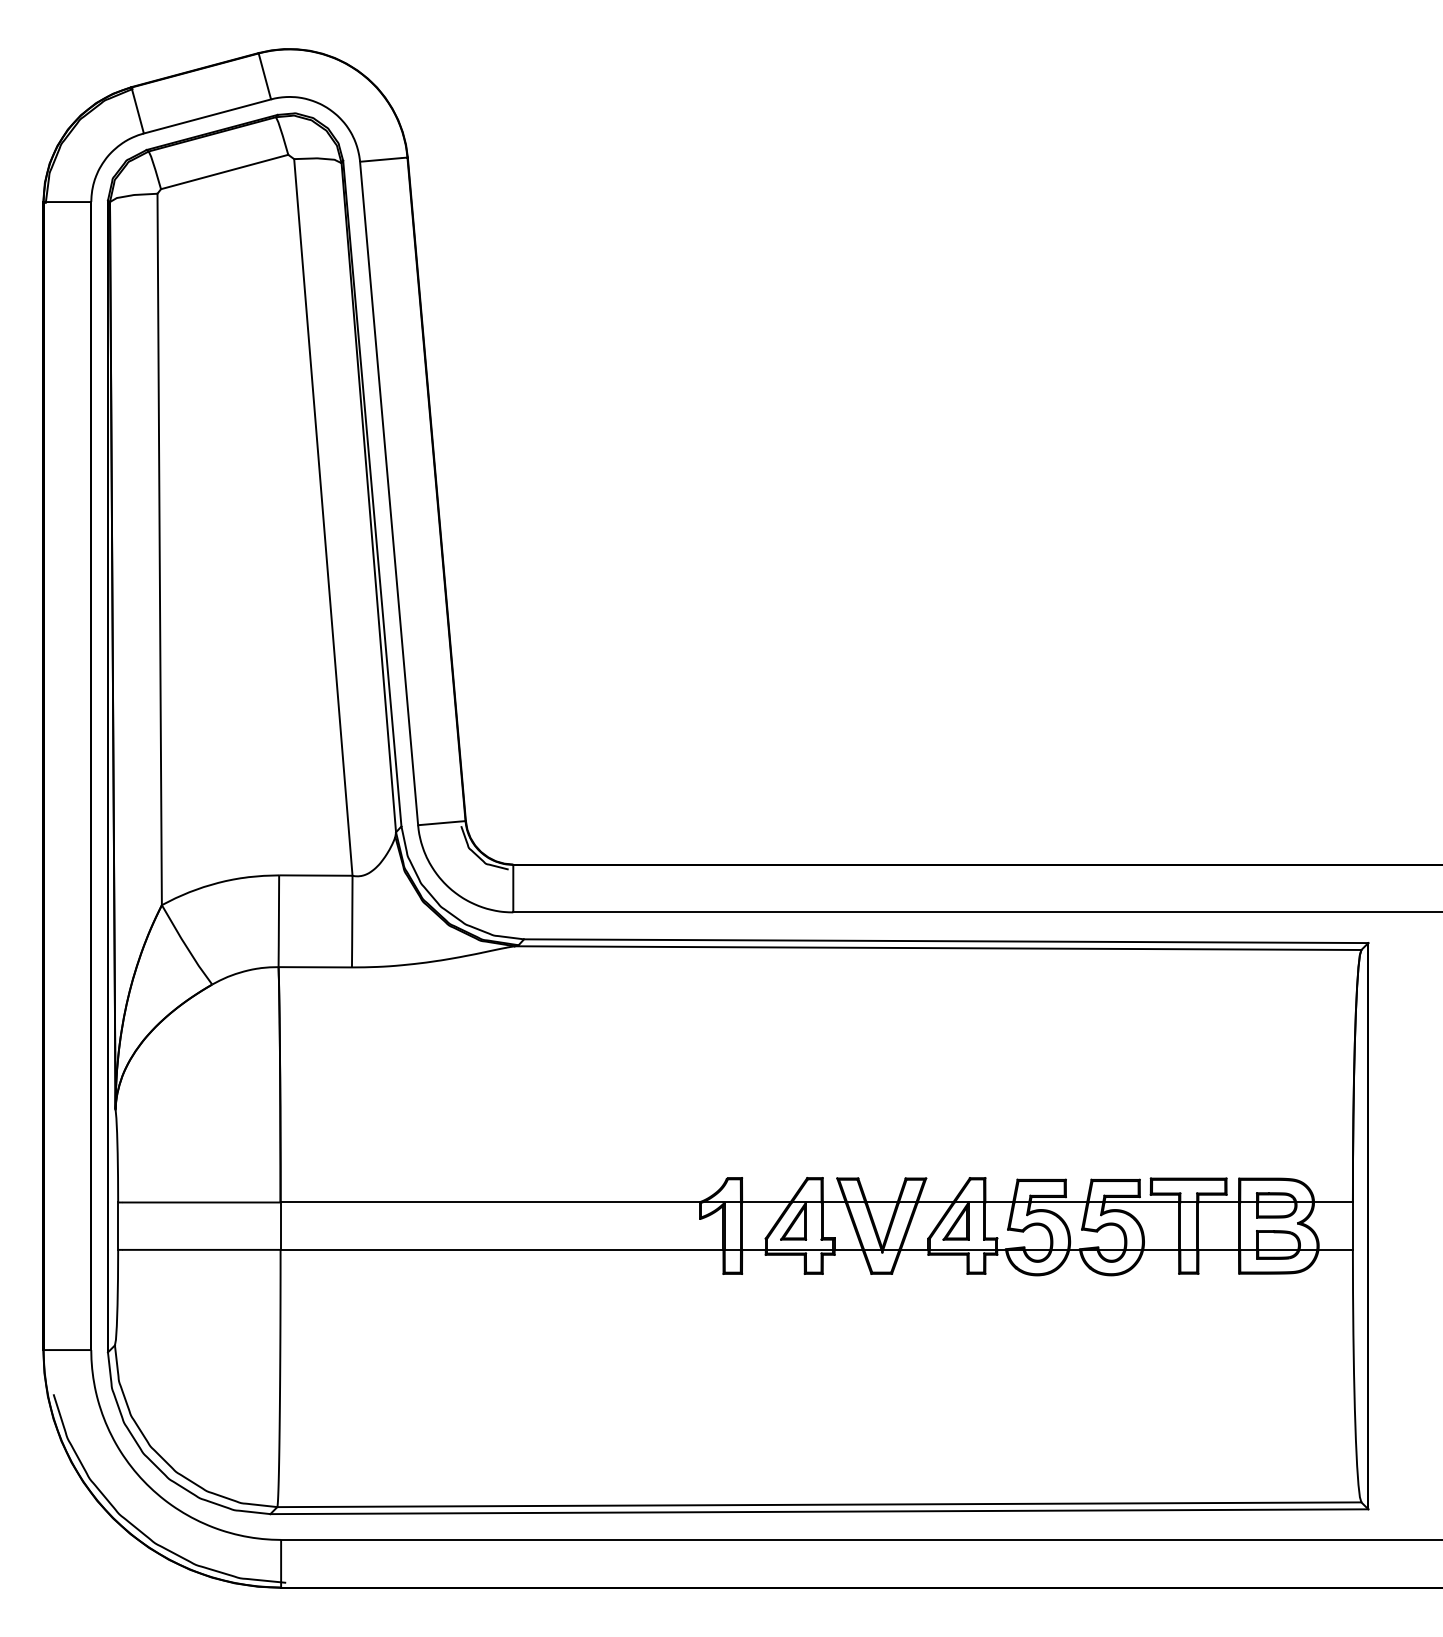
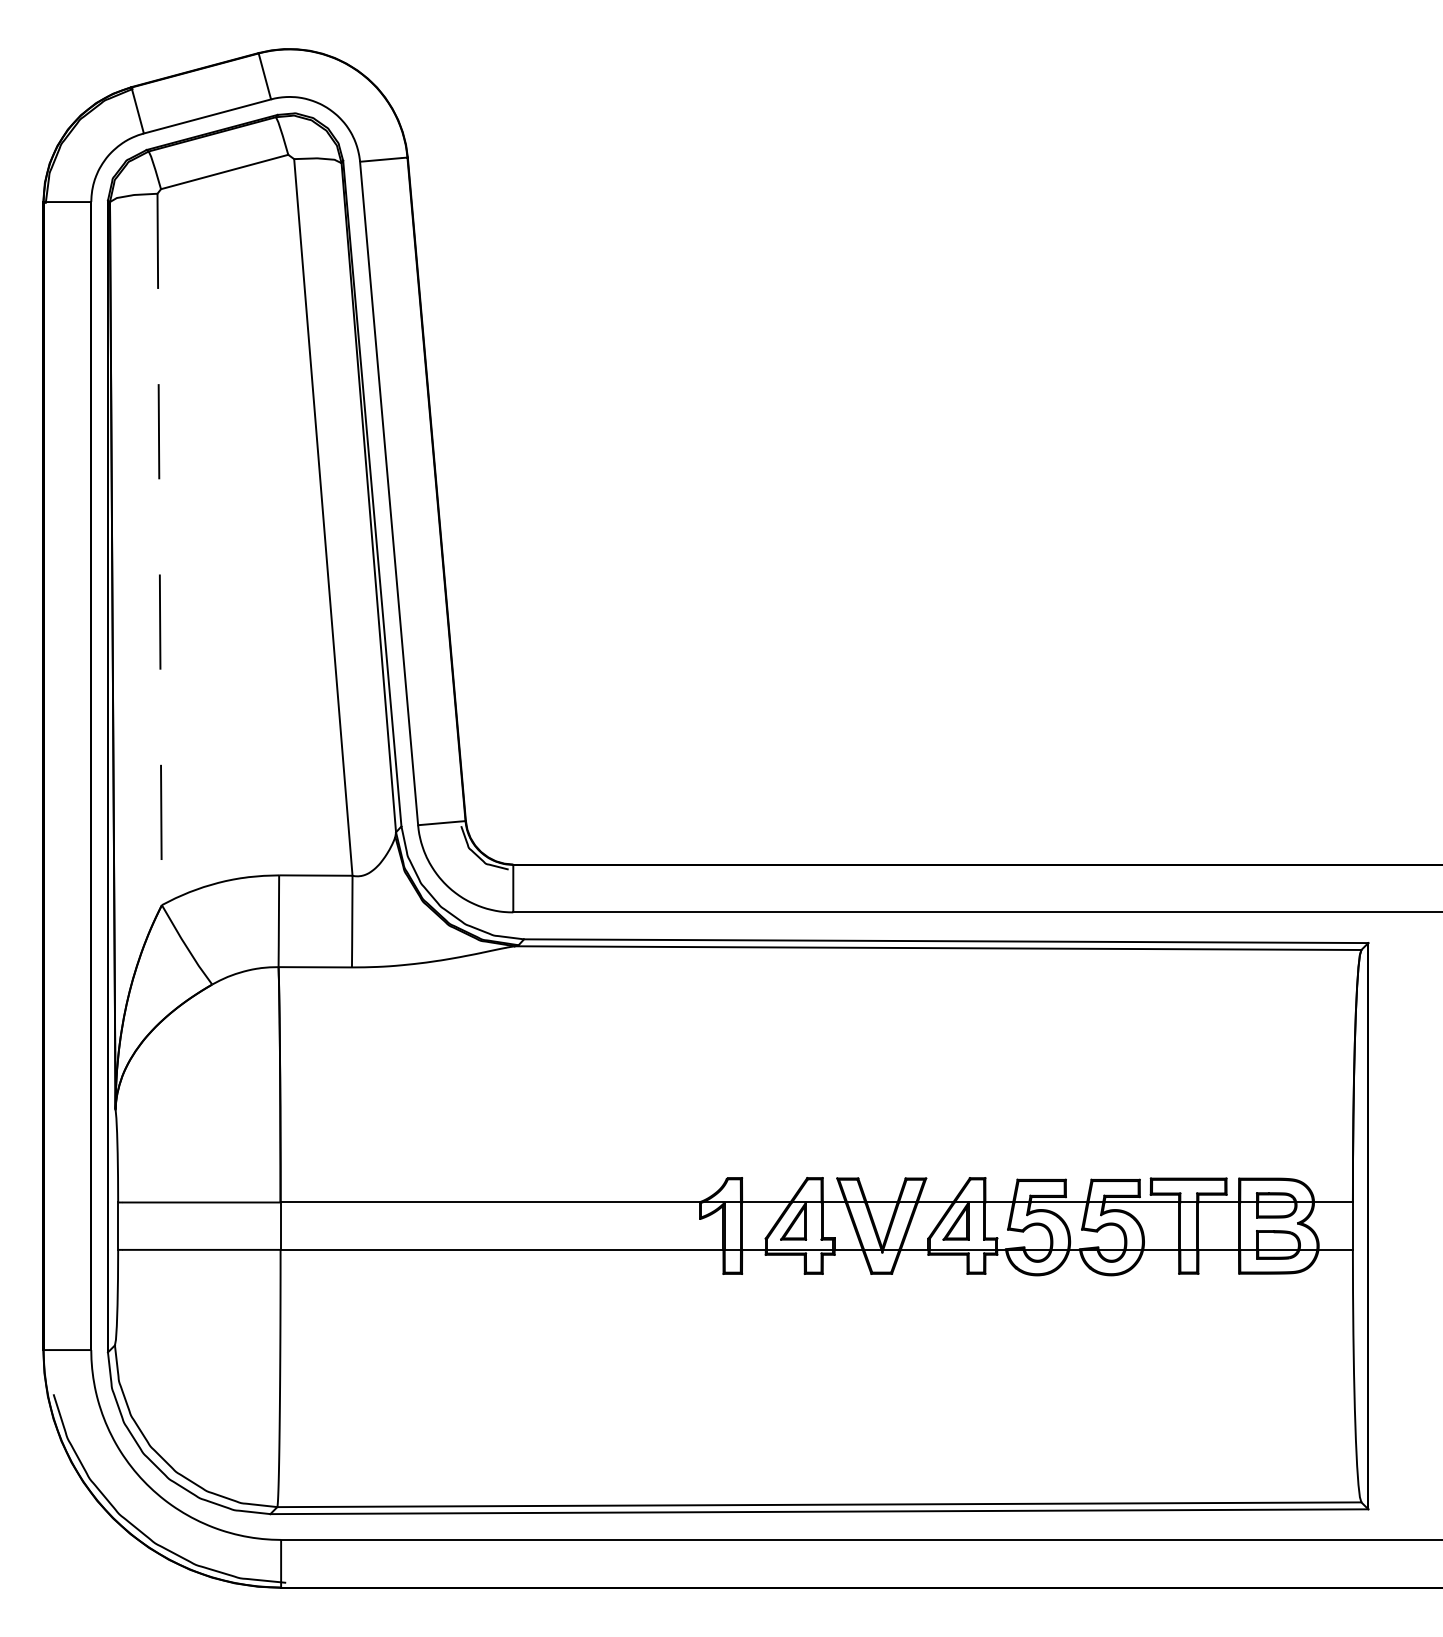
line: solid -> dashed (159, 549)
